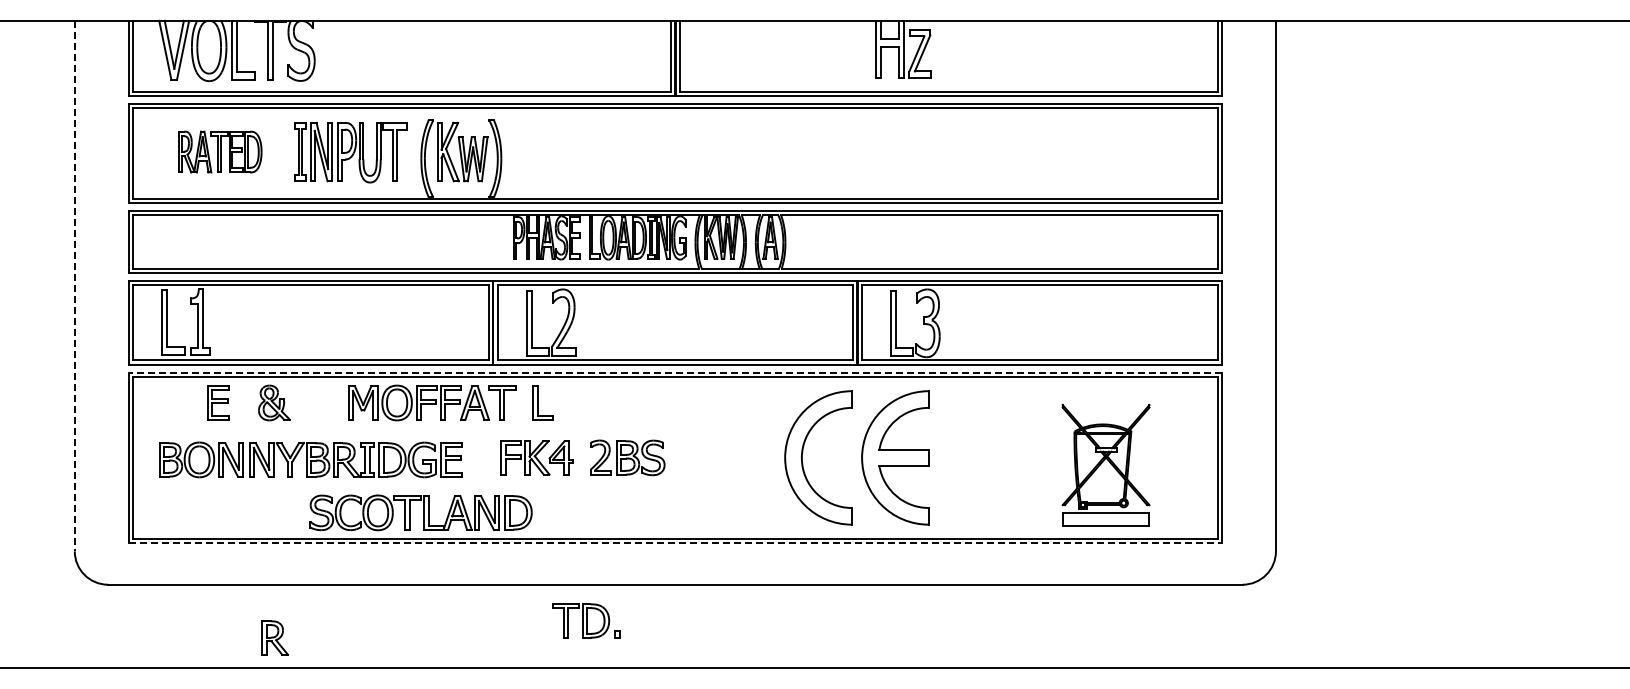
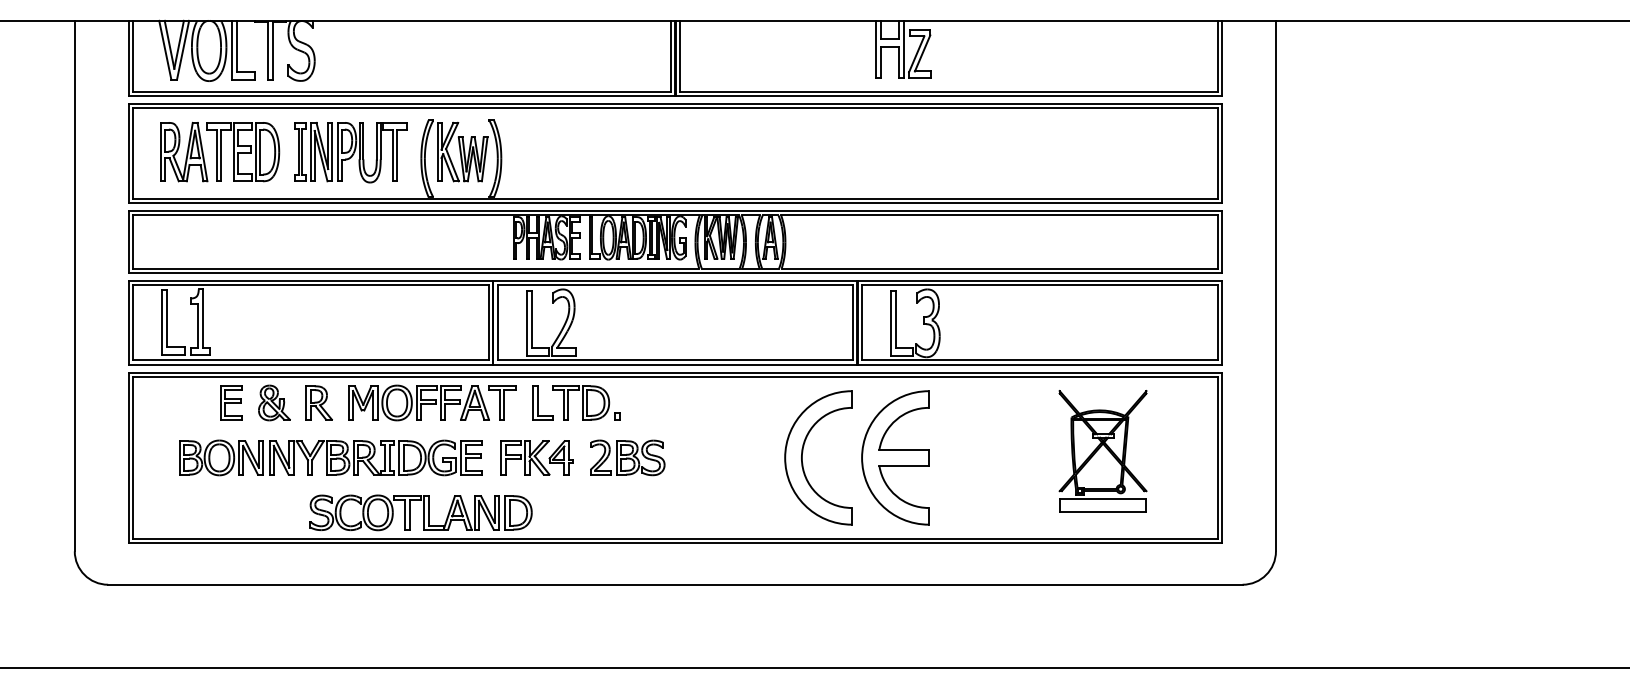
part size: 85x44 px -> 121x62 px (220, 151)
line: dashed -> solid (74, 286)
line: dashed -> solid (674, 372)
part position: (218, 402) -> (231, 402) (231, 402)
part position: (310, 459) -> (330, 457) (330, 457)
part position: (1105, 465) -> (1102, 451) (1102, 451)
line: dashed -> solid (675, 543)
part position: (586, 620) -> (586, 402) (586, 402)
part position: (274, 637) -> (318, 402) (318, 402)
